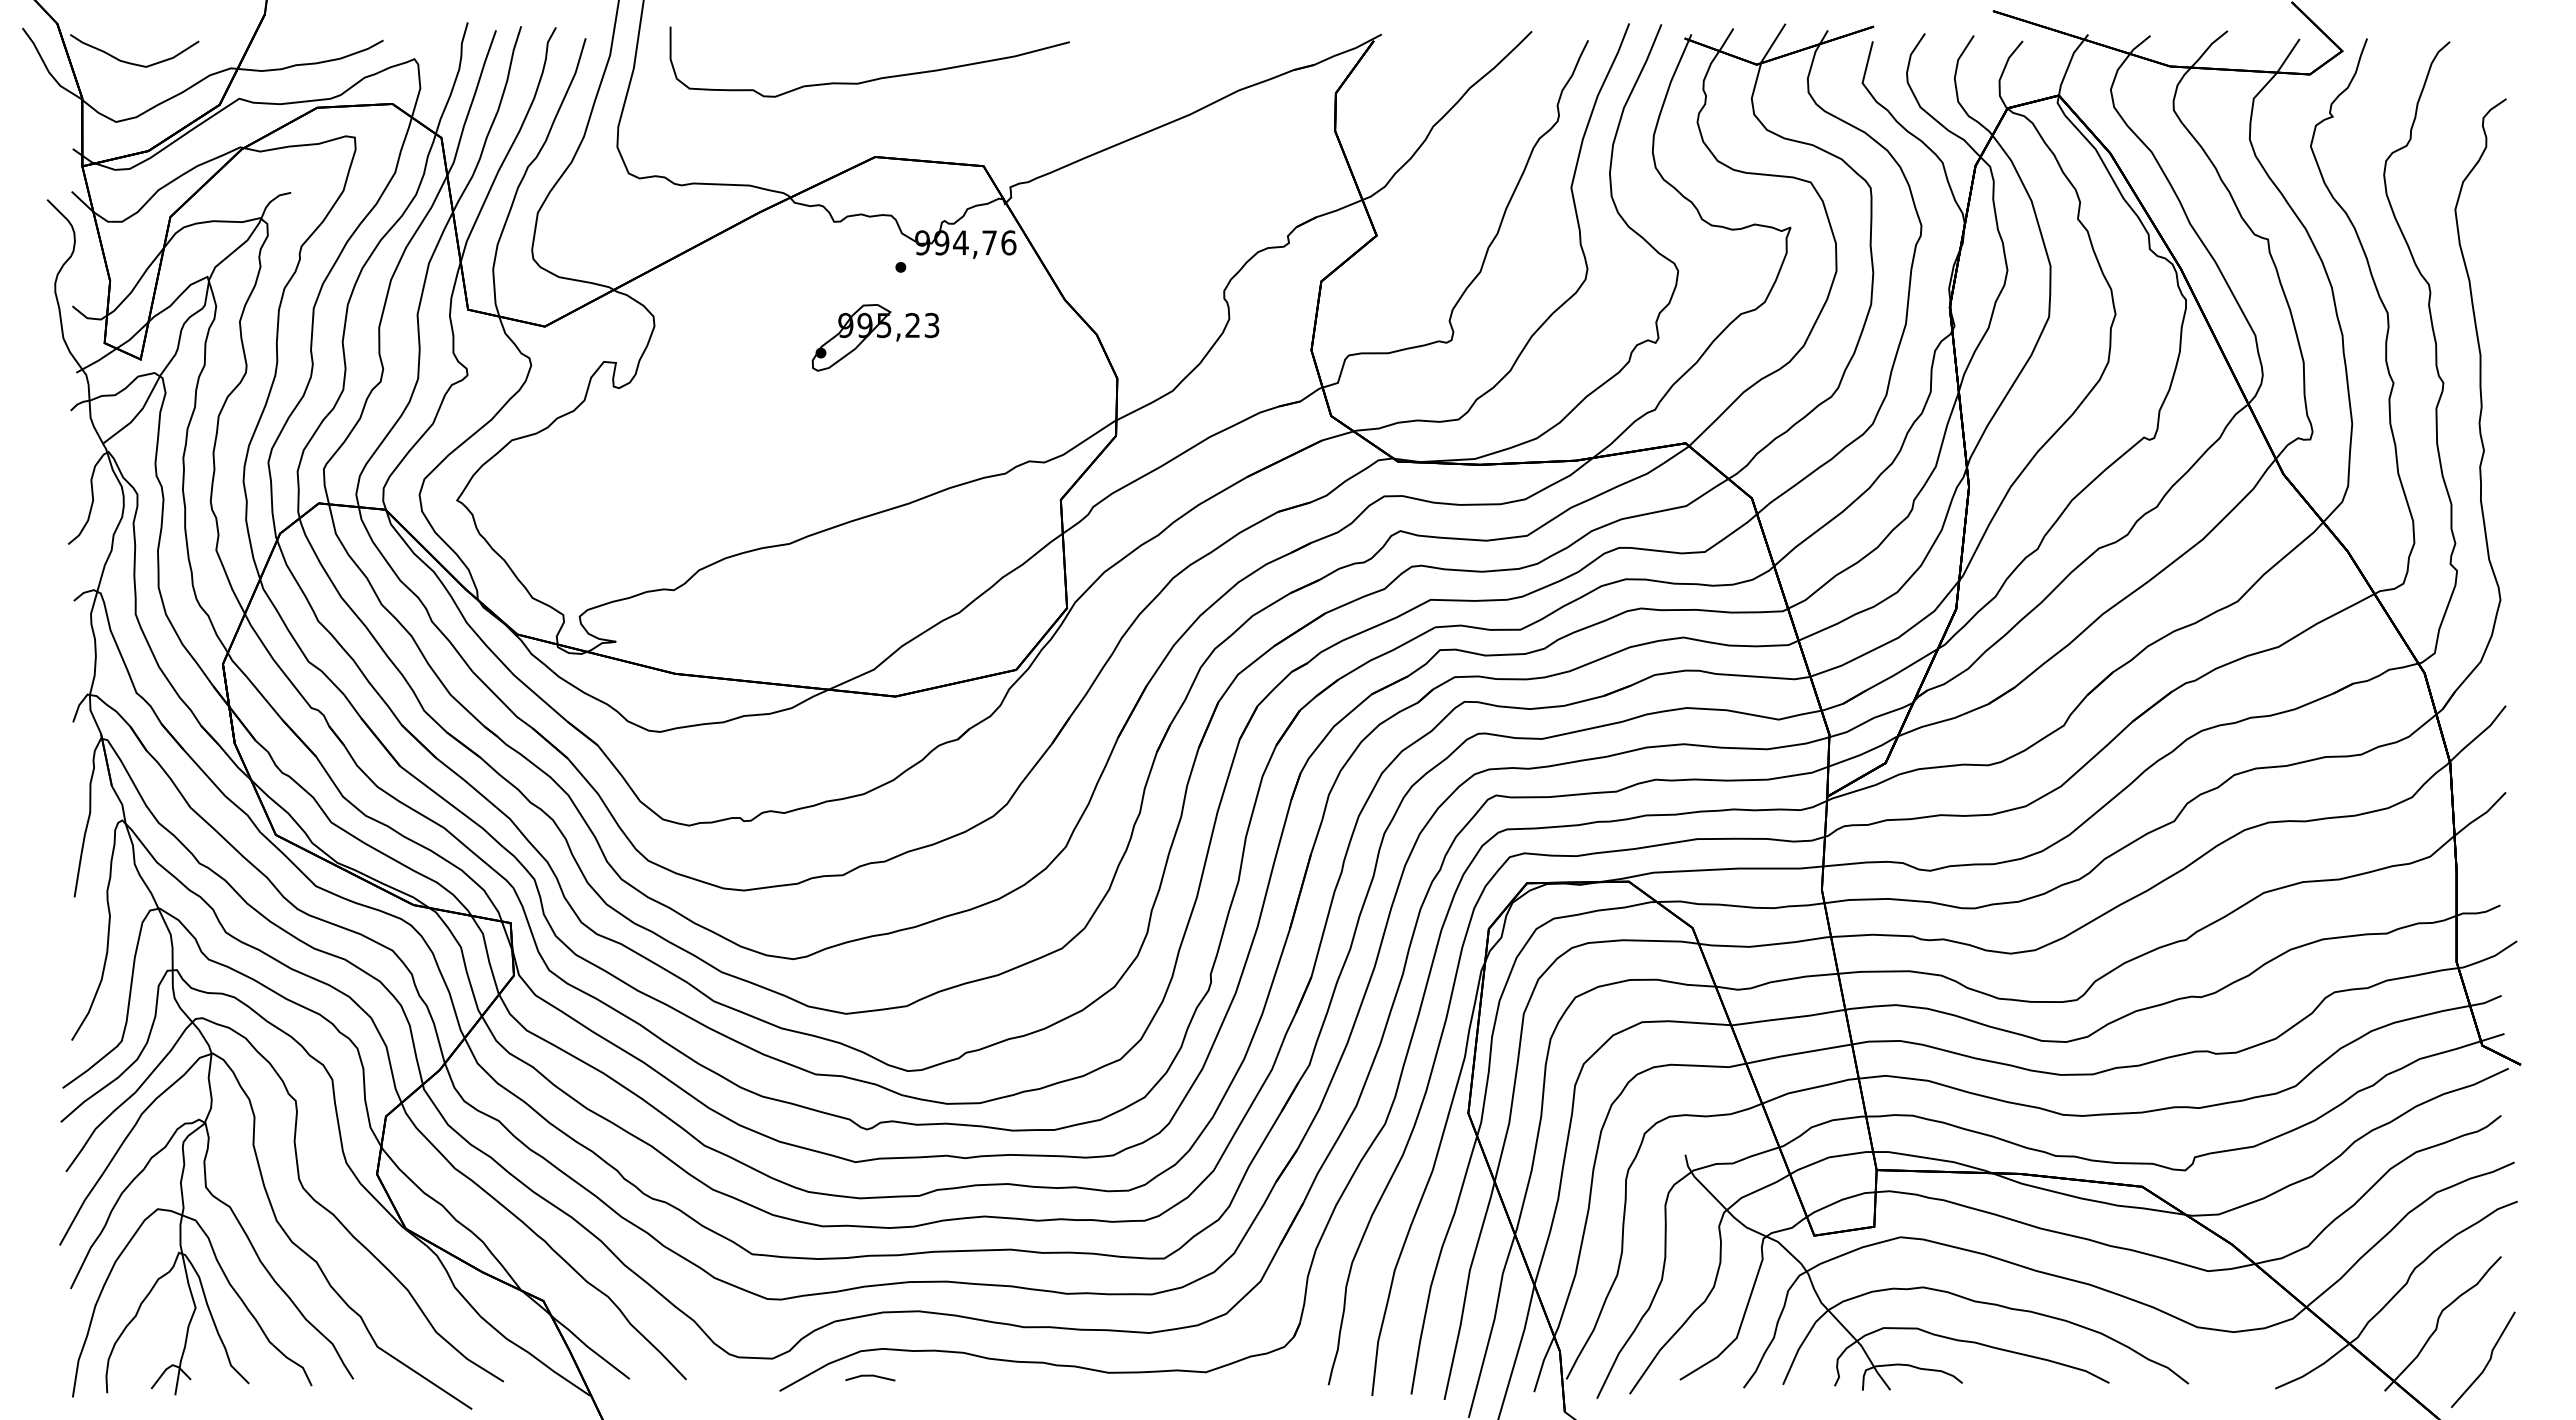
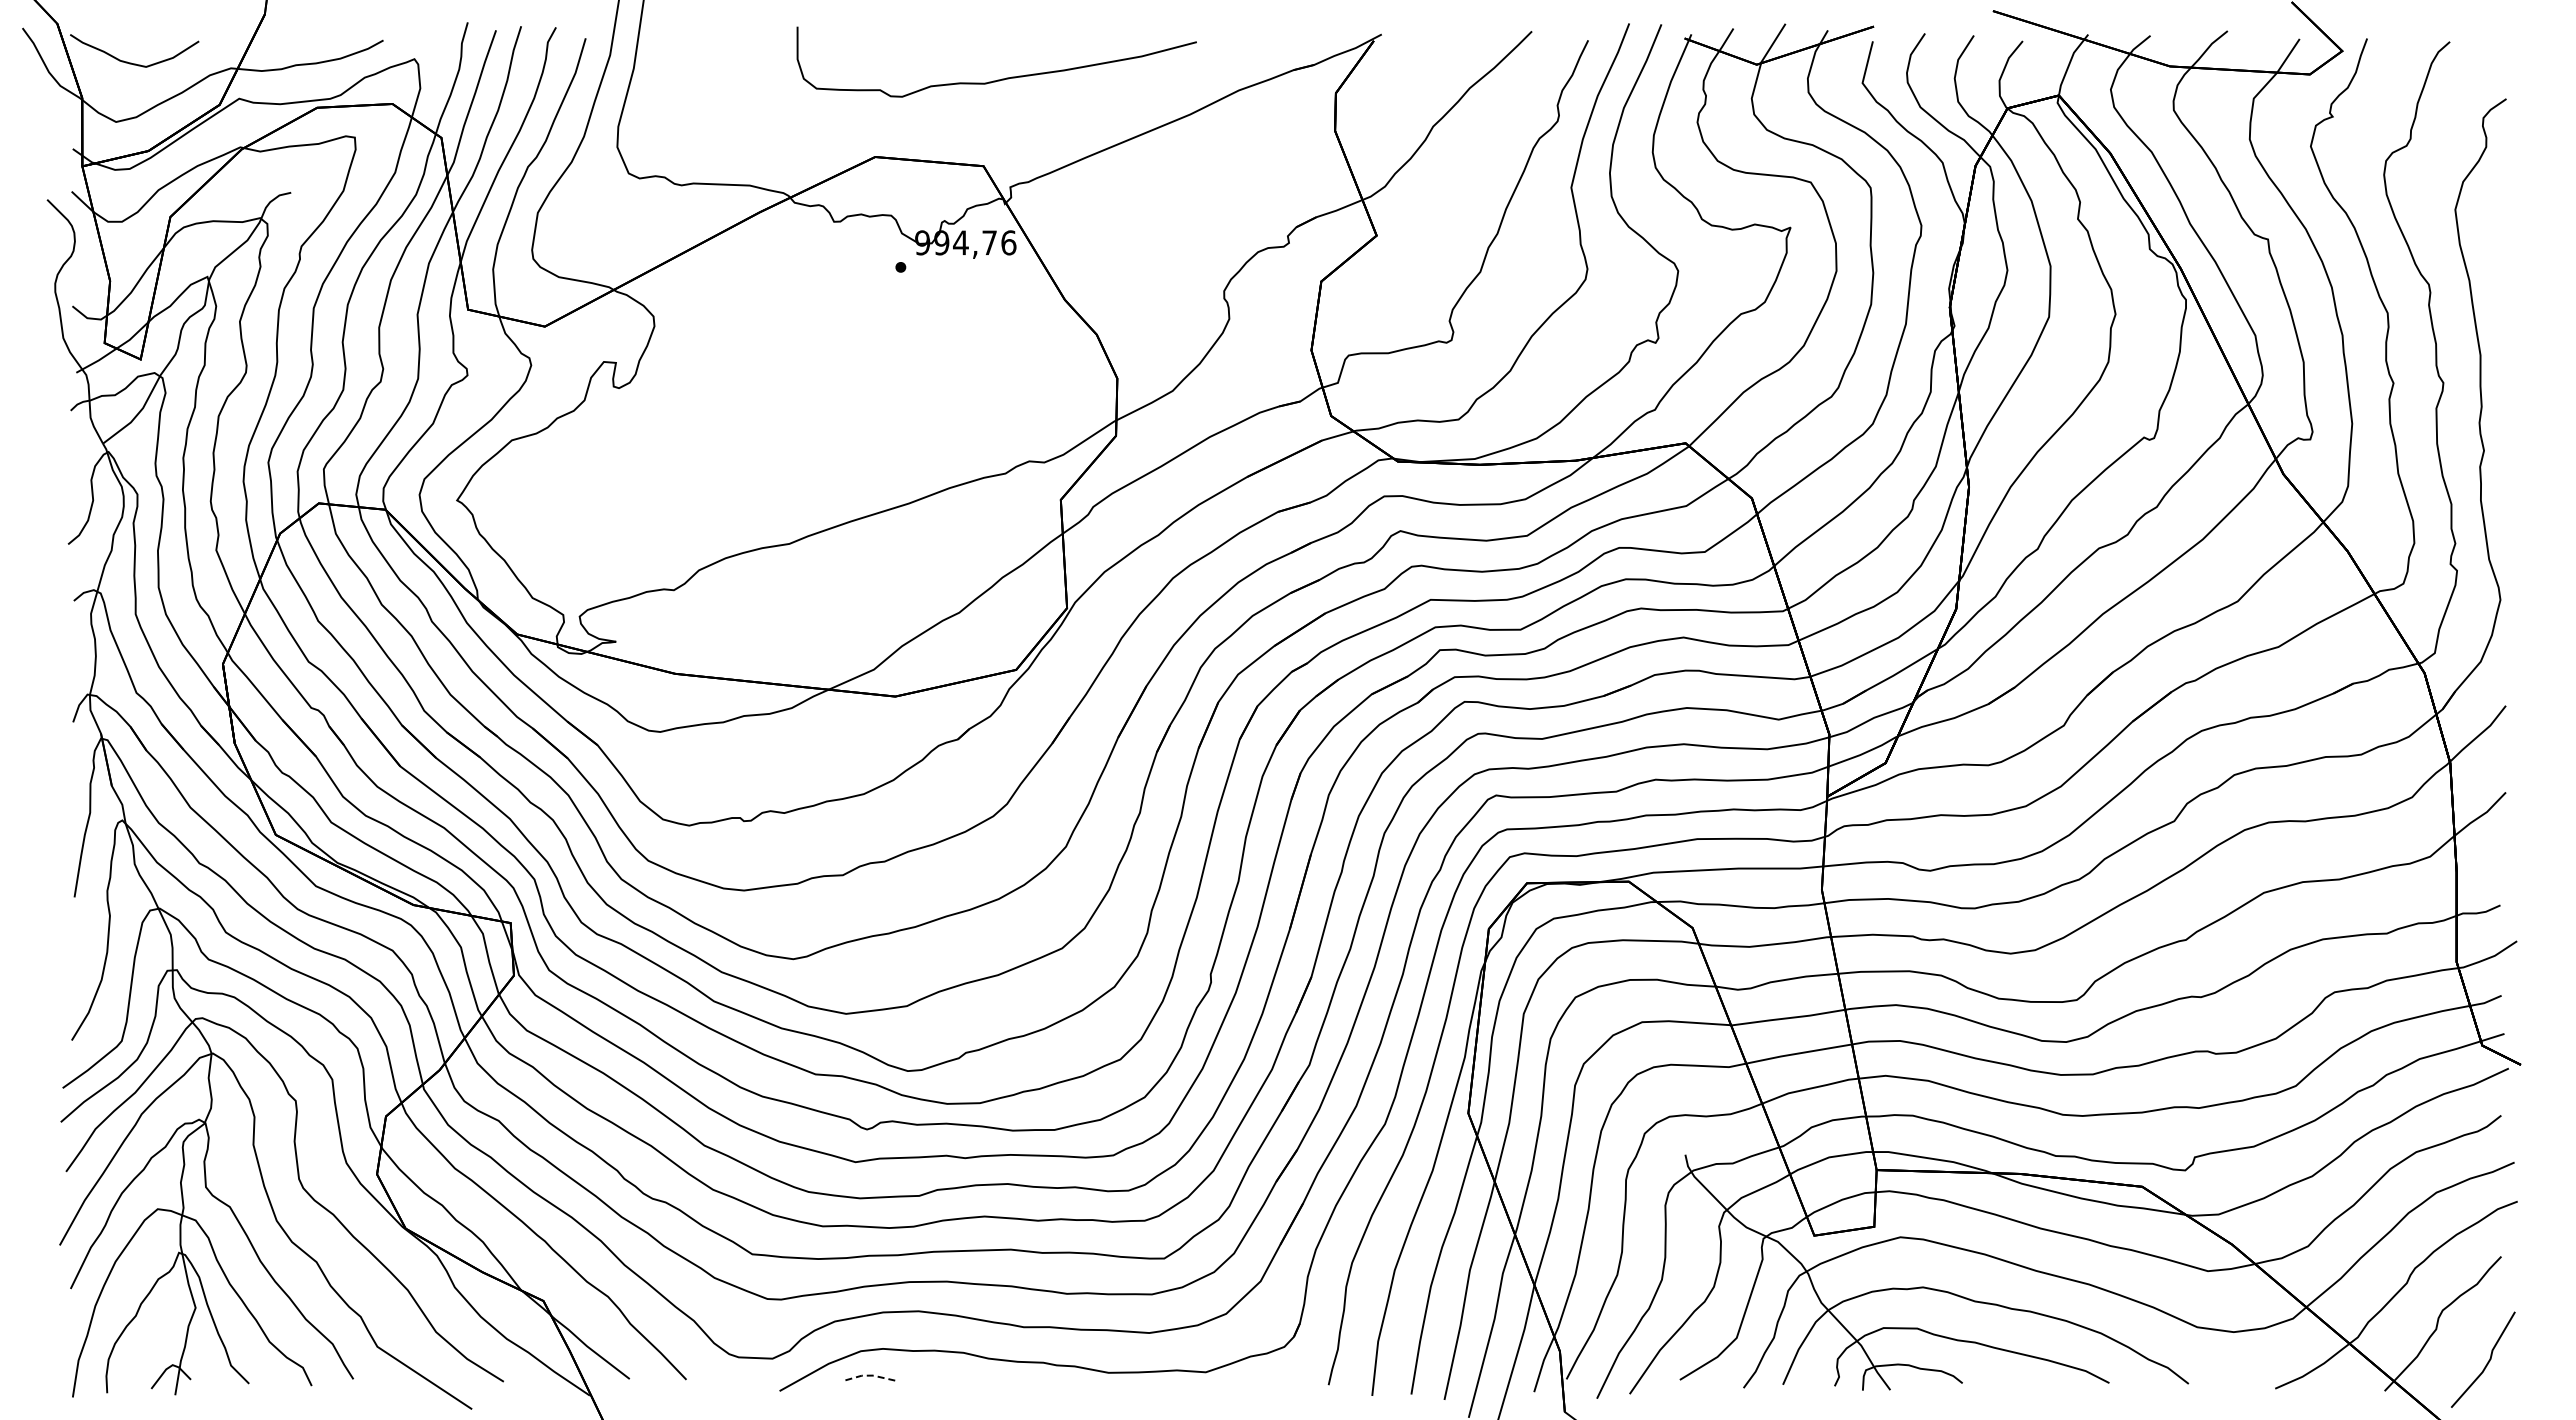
curve position: (875, 78) -> (1002, 78) (1002, 78)
part: present -> none (875, 337)
line: solid -> dashed (870, 1375)
